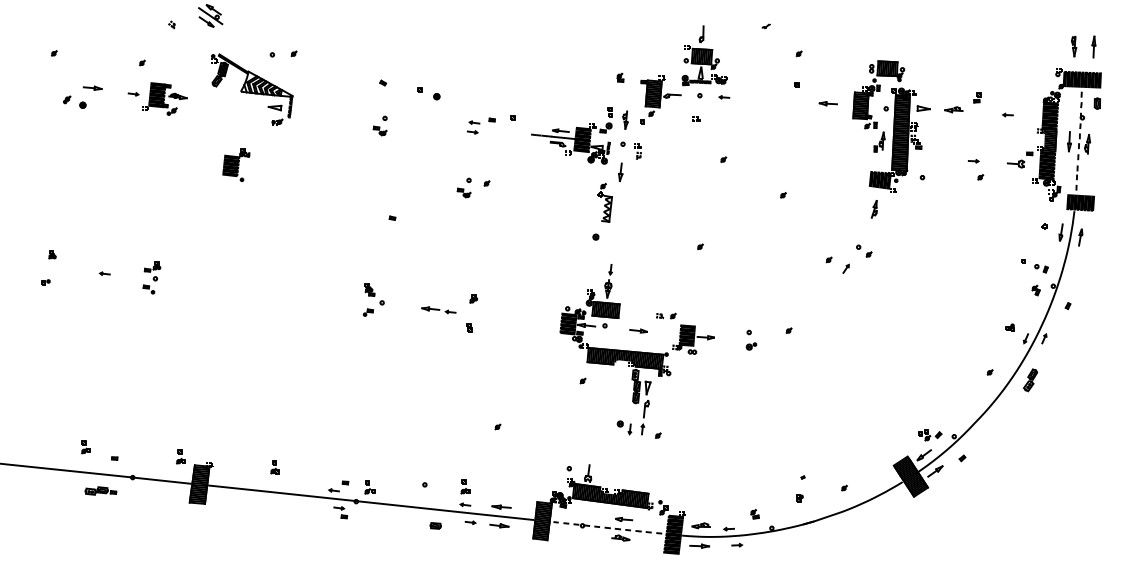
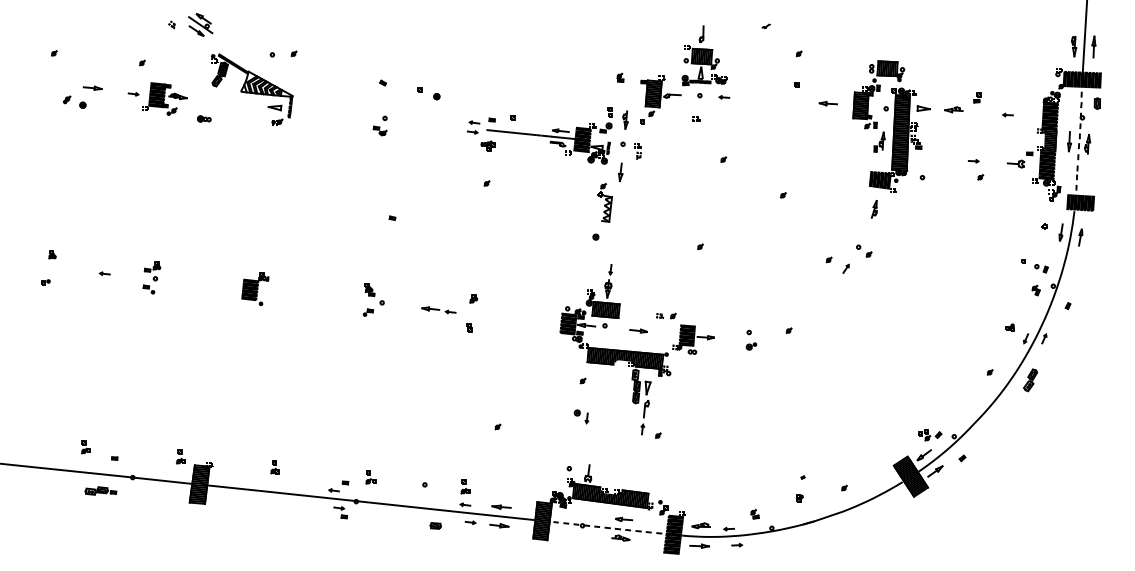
part position: (210, 15) -> (200, 24) (200, 24)
line: none -> present (1084, 36)
part: none -> present (204, 118)
line: none -> present (508, 132)
part: none -> present (487, 145)
part position: (236, 164) -> (255, 288) (255, 288)
part: present -> none (463, 187)
part position: (624, 427) -> (581, 416) (581, 416)
part position: (369, 487) -> (370, 477) (370, 477)
